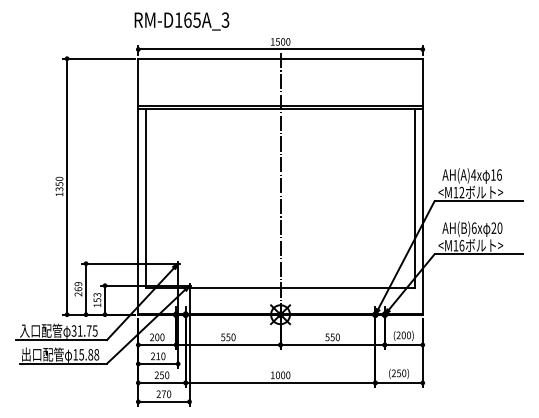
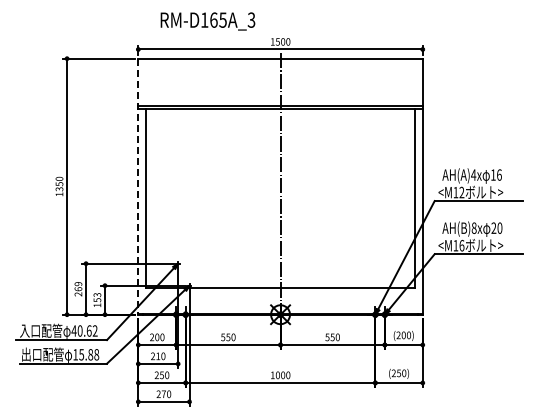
text position: (181, 21) -> (207, 21) (207, 21)
line: solid -> dashed (138, 187)
text: AH(B)6x -> AH(B)8x (473, 227)
text: 31.75 -> 40.62 (84, 330)
